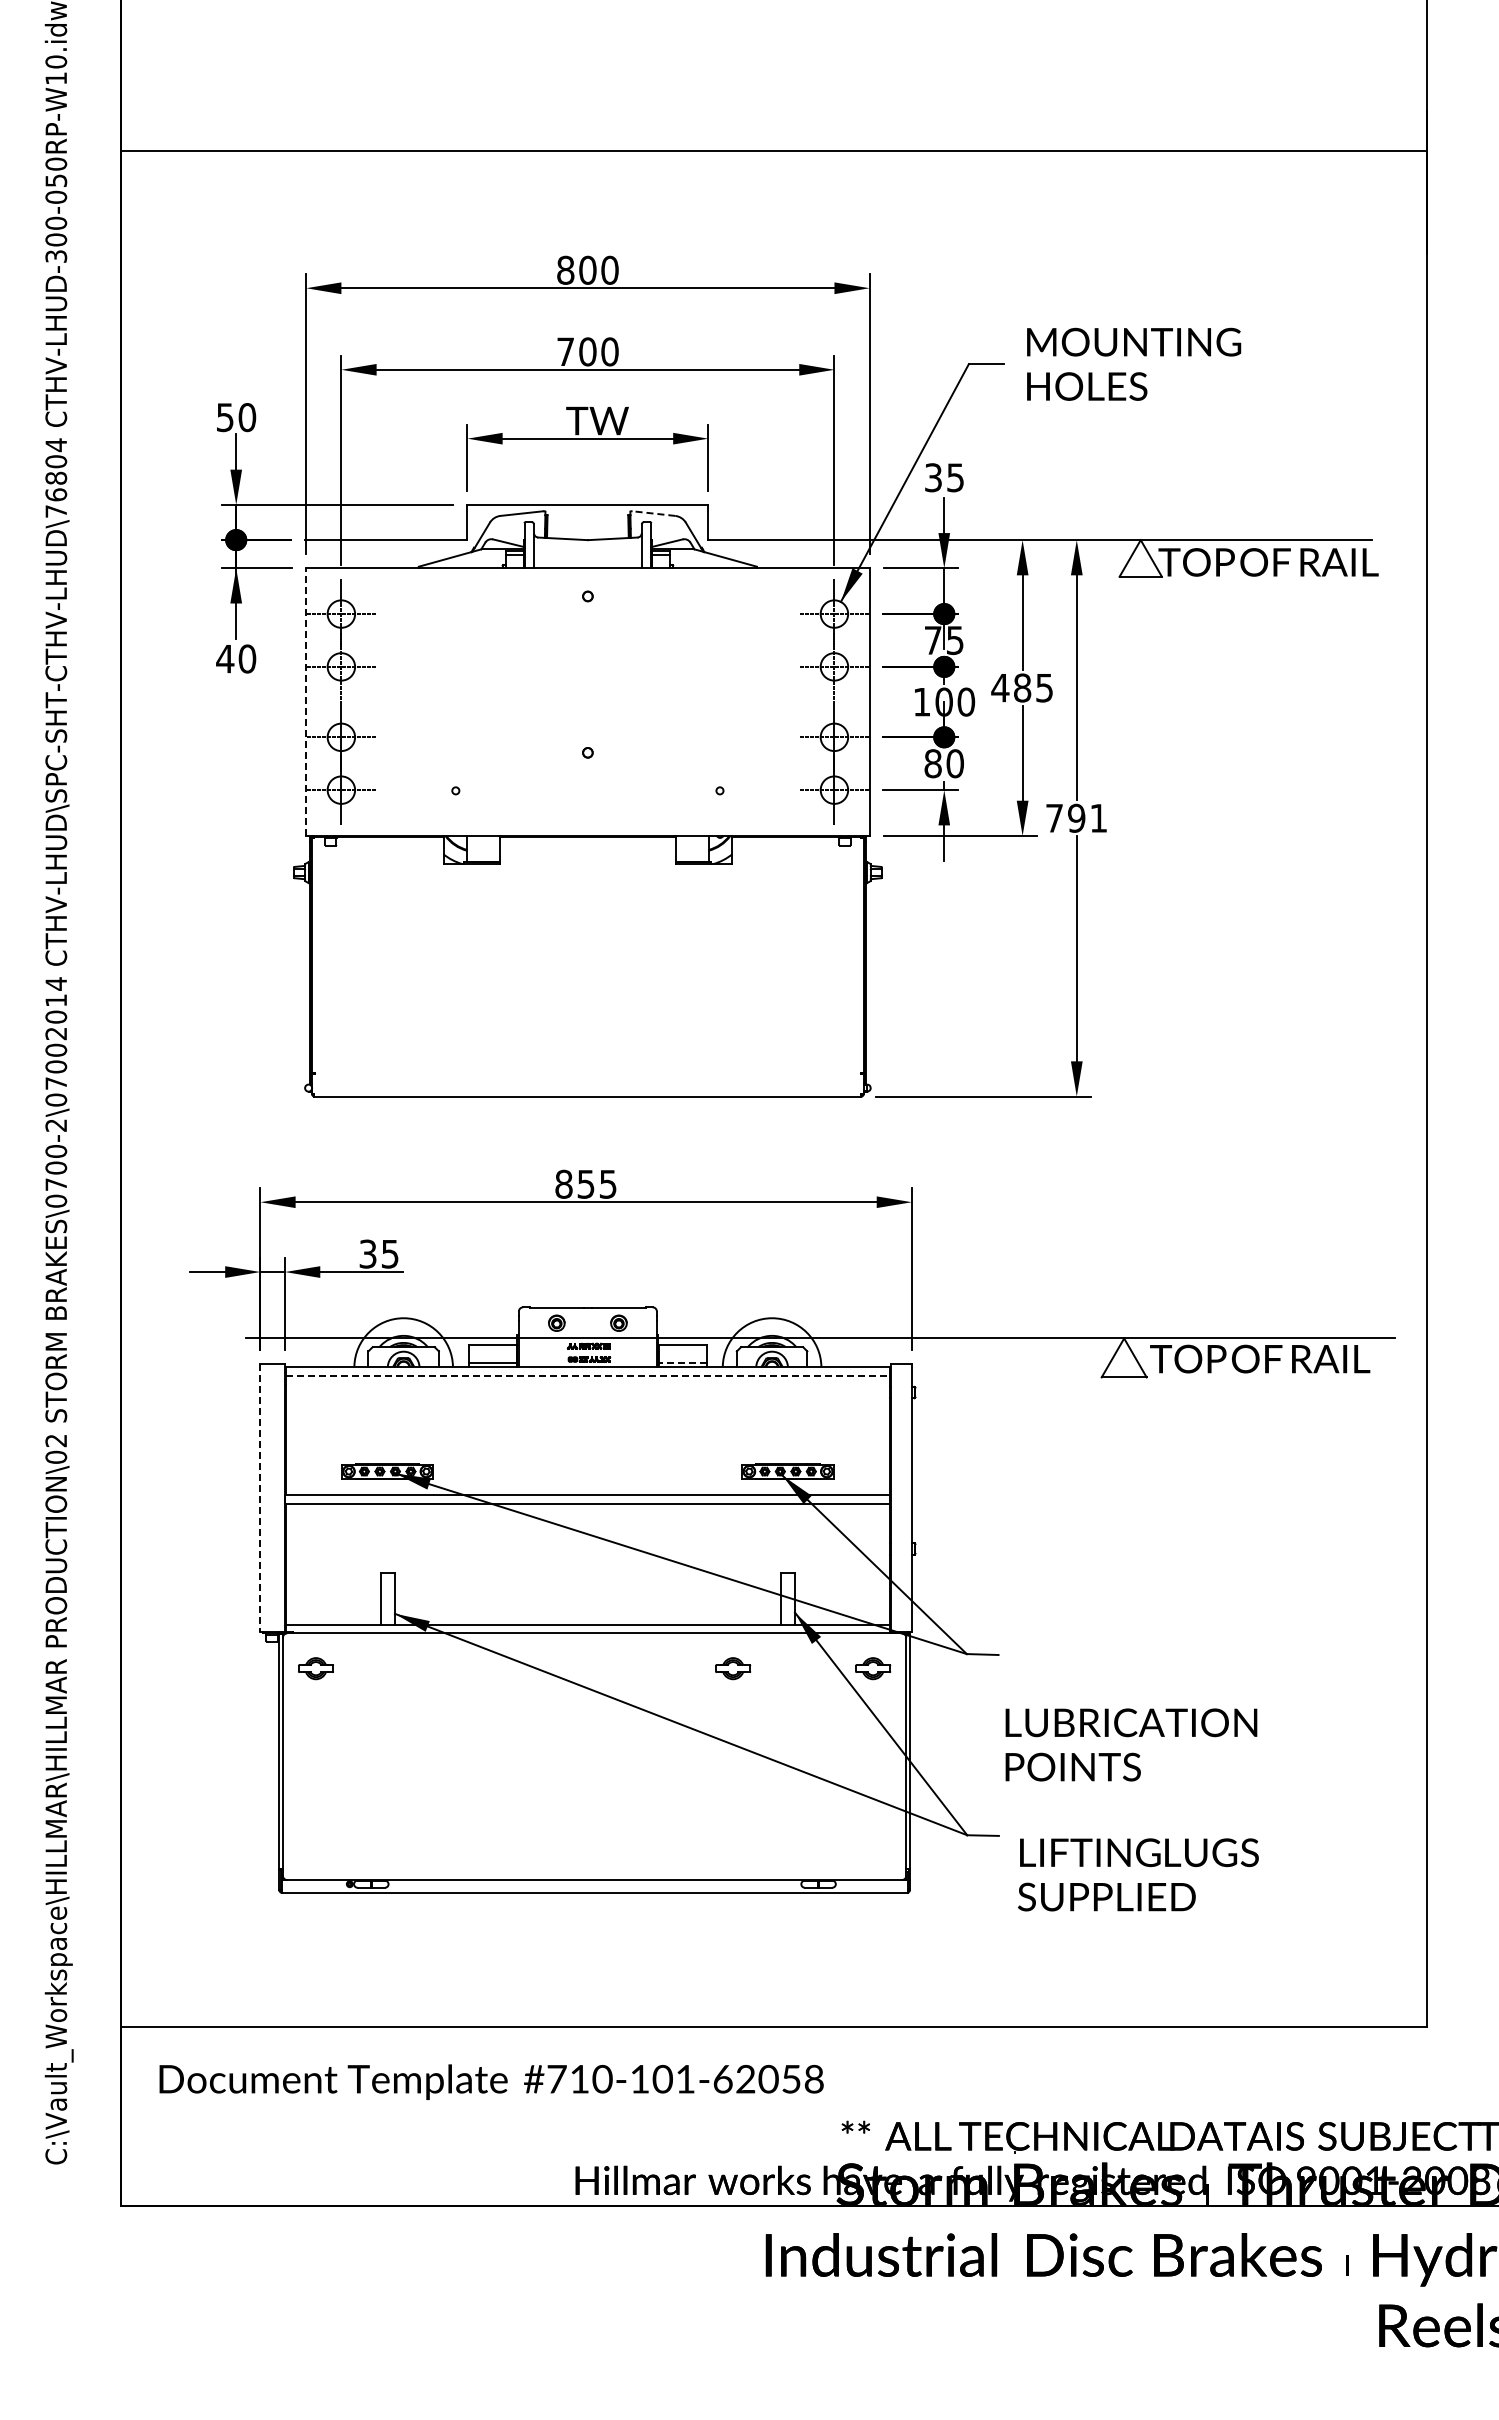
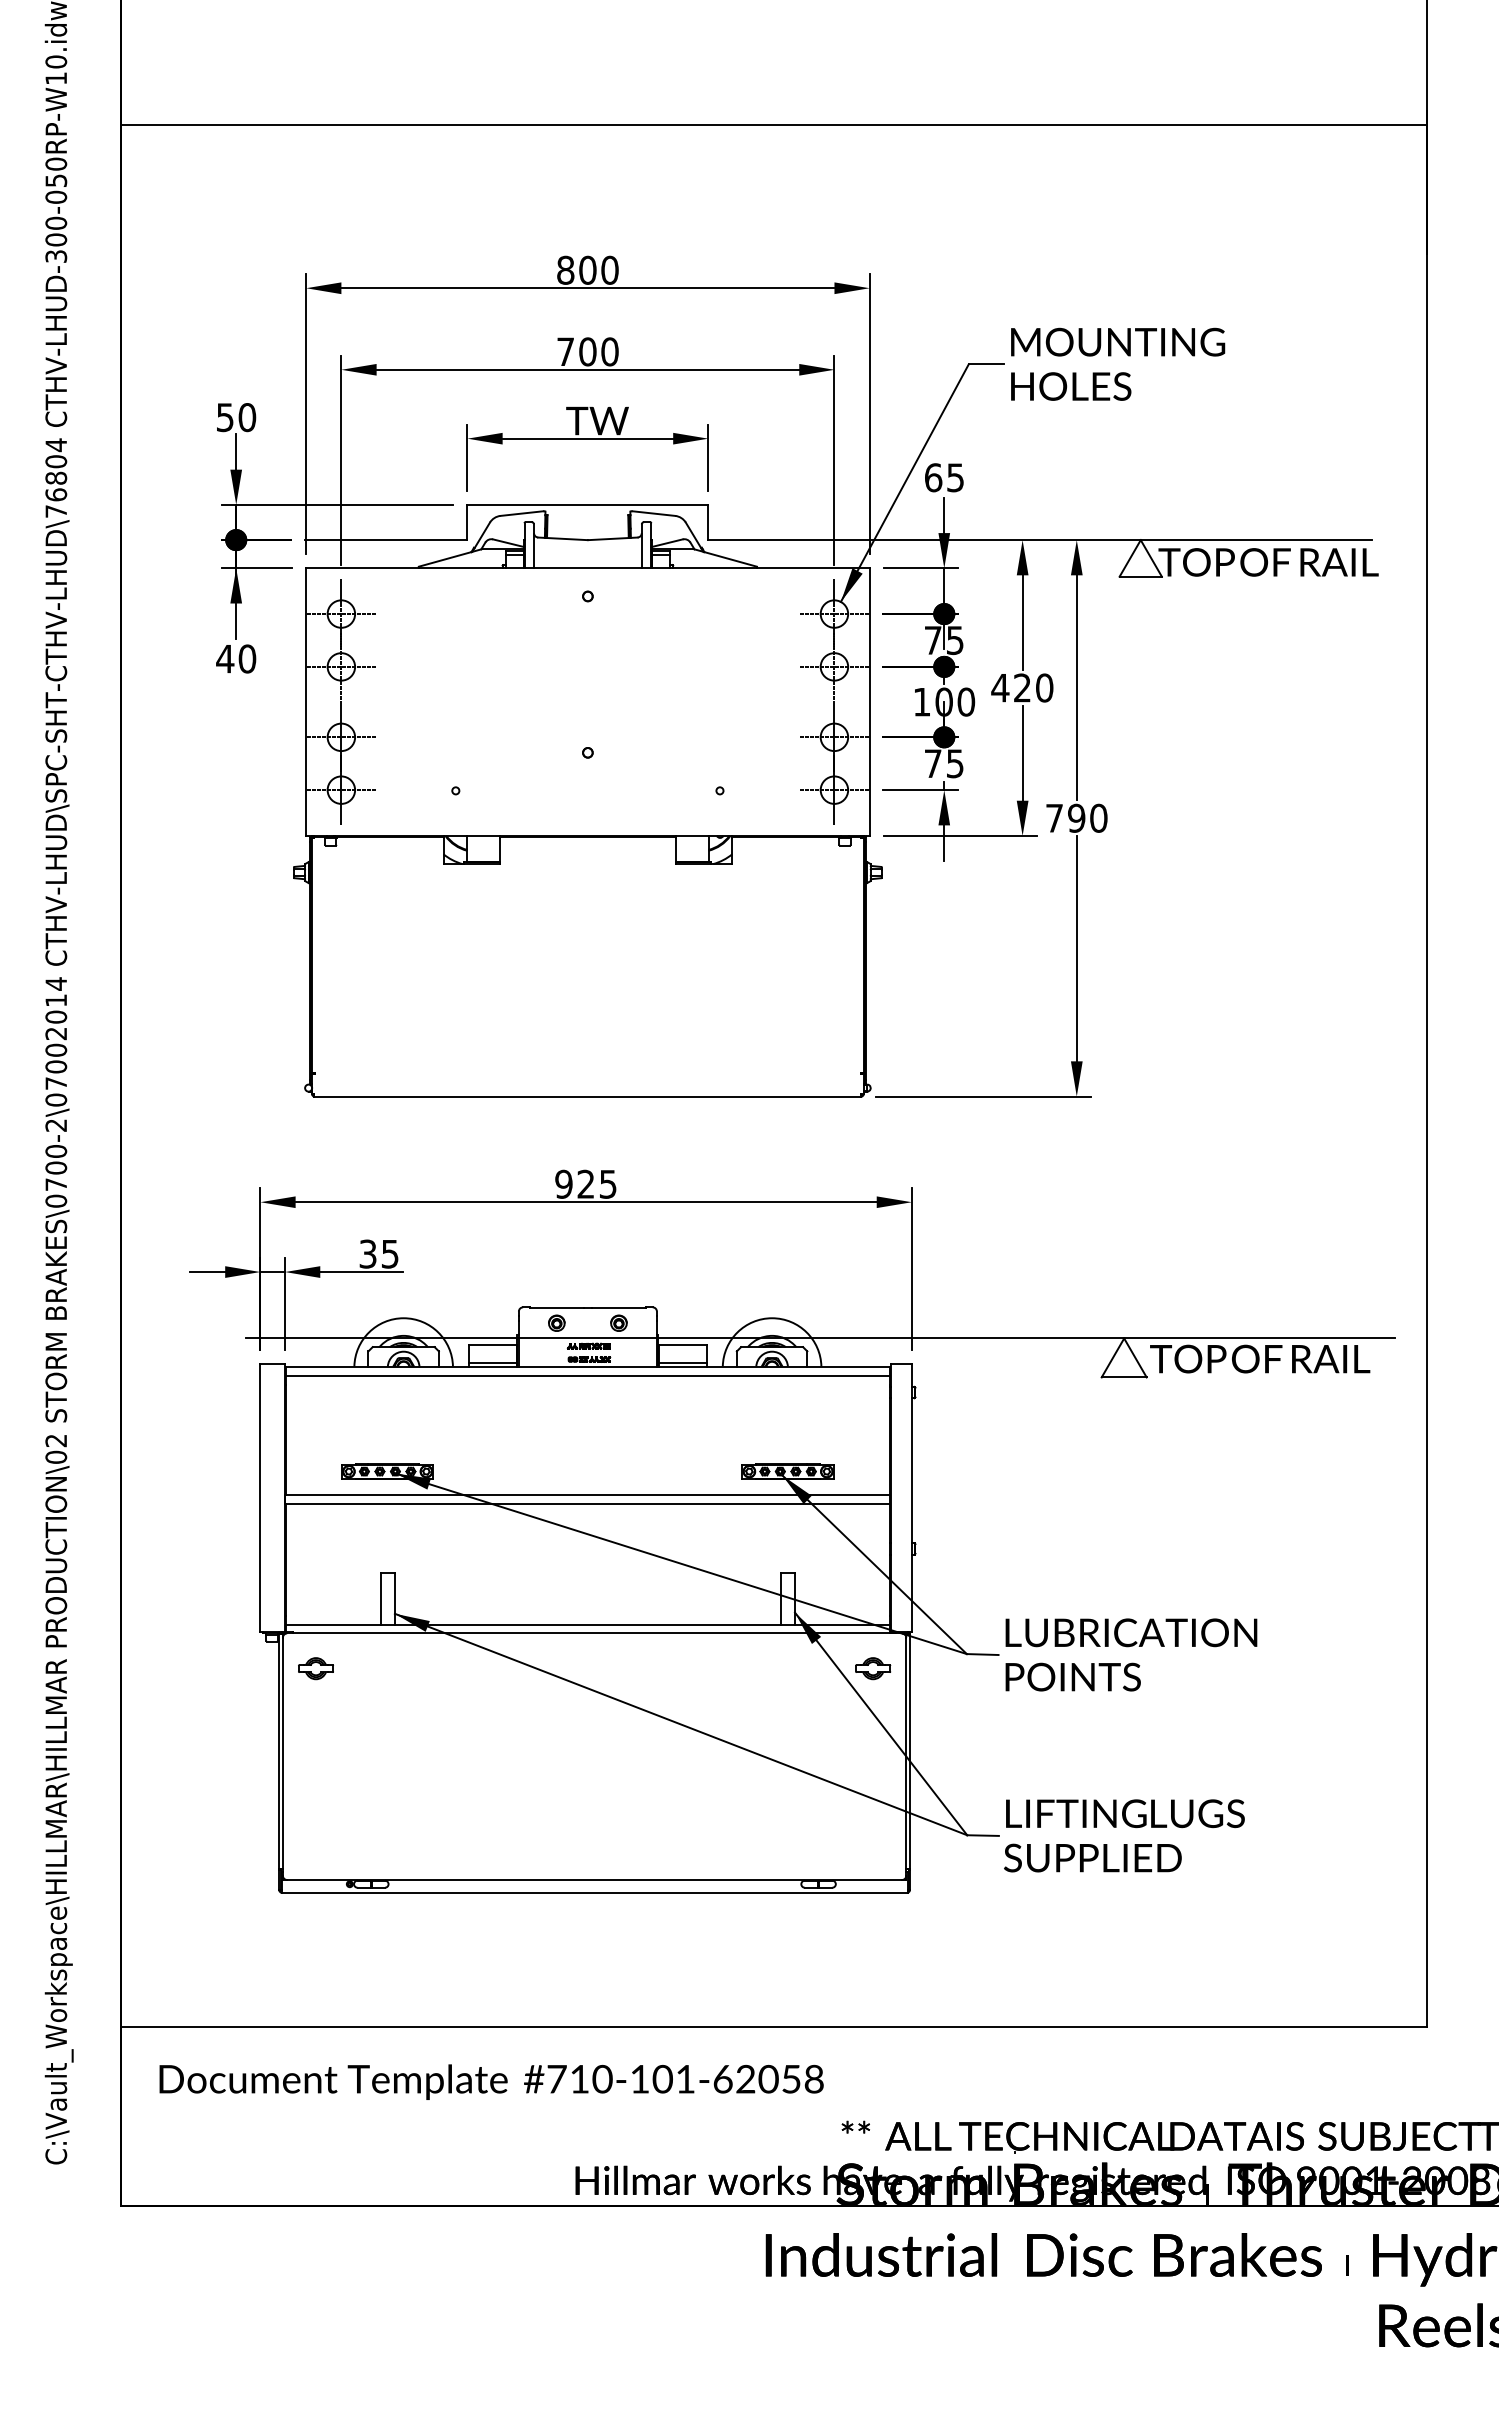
line position: (773, 150) -> (773, 124) (773, 124)
text position: (1134, 363) -> (1118, 363) (1118, 363)
text: 35 -> 65 (933, 477)
line: dashed -> solid (653, 513)
text: 485 -> 420 (1033, 687)
line: dashed -> solid (306, 702)
text: 80 -> 75 (943, 763)
text: 791 -> 790 (1098, 817)
text: 855 -> 925 (574, 1183)
line: dashed -> solid (682, 1362)
line: dashed -> solid (588, 1375)
line: dashed -> solid (260, 1498)
part: present -> none (733, 1668)
text position: (1131, 1744) -> (1131, 1654) (1131, 1654)
text position: (1138, 1874) -> (1124, 1835) (1124, 1835)
